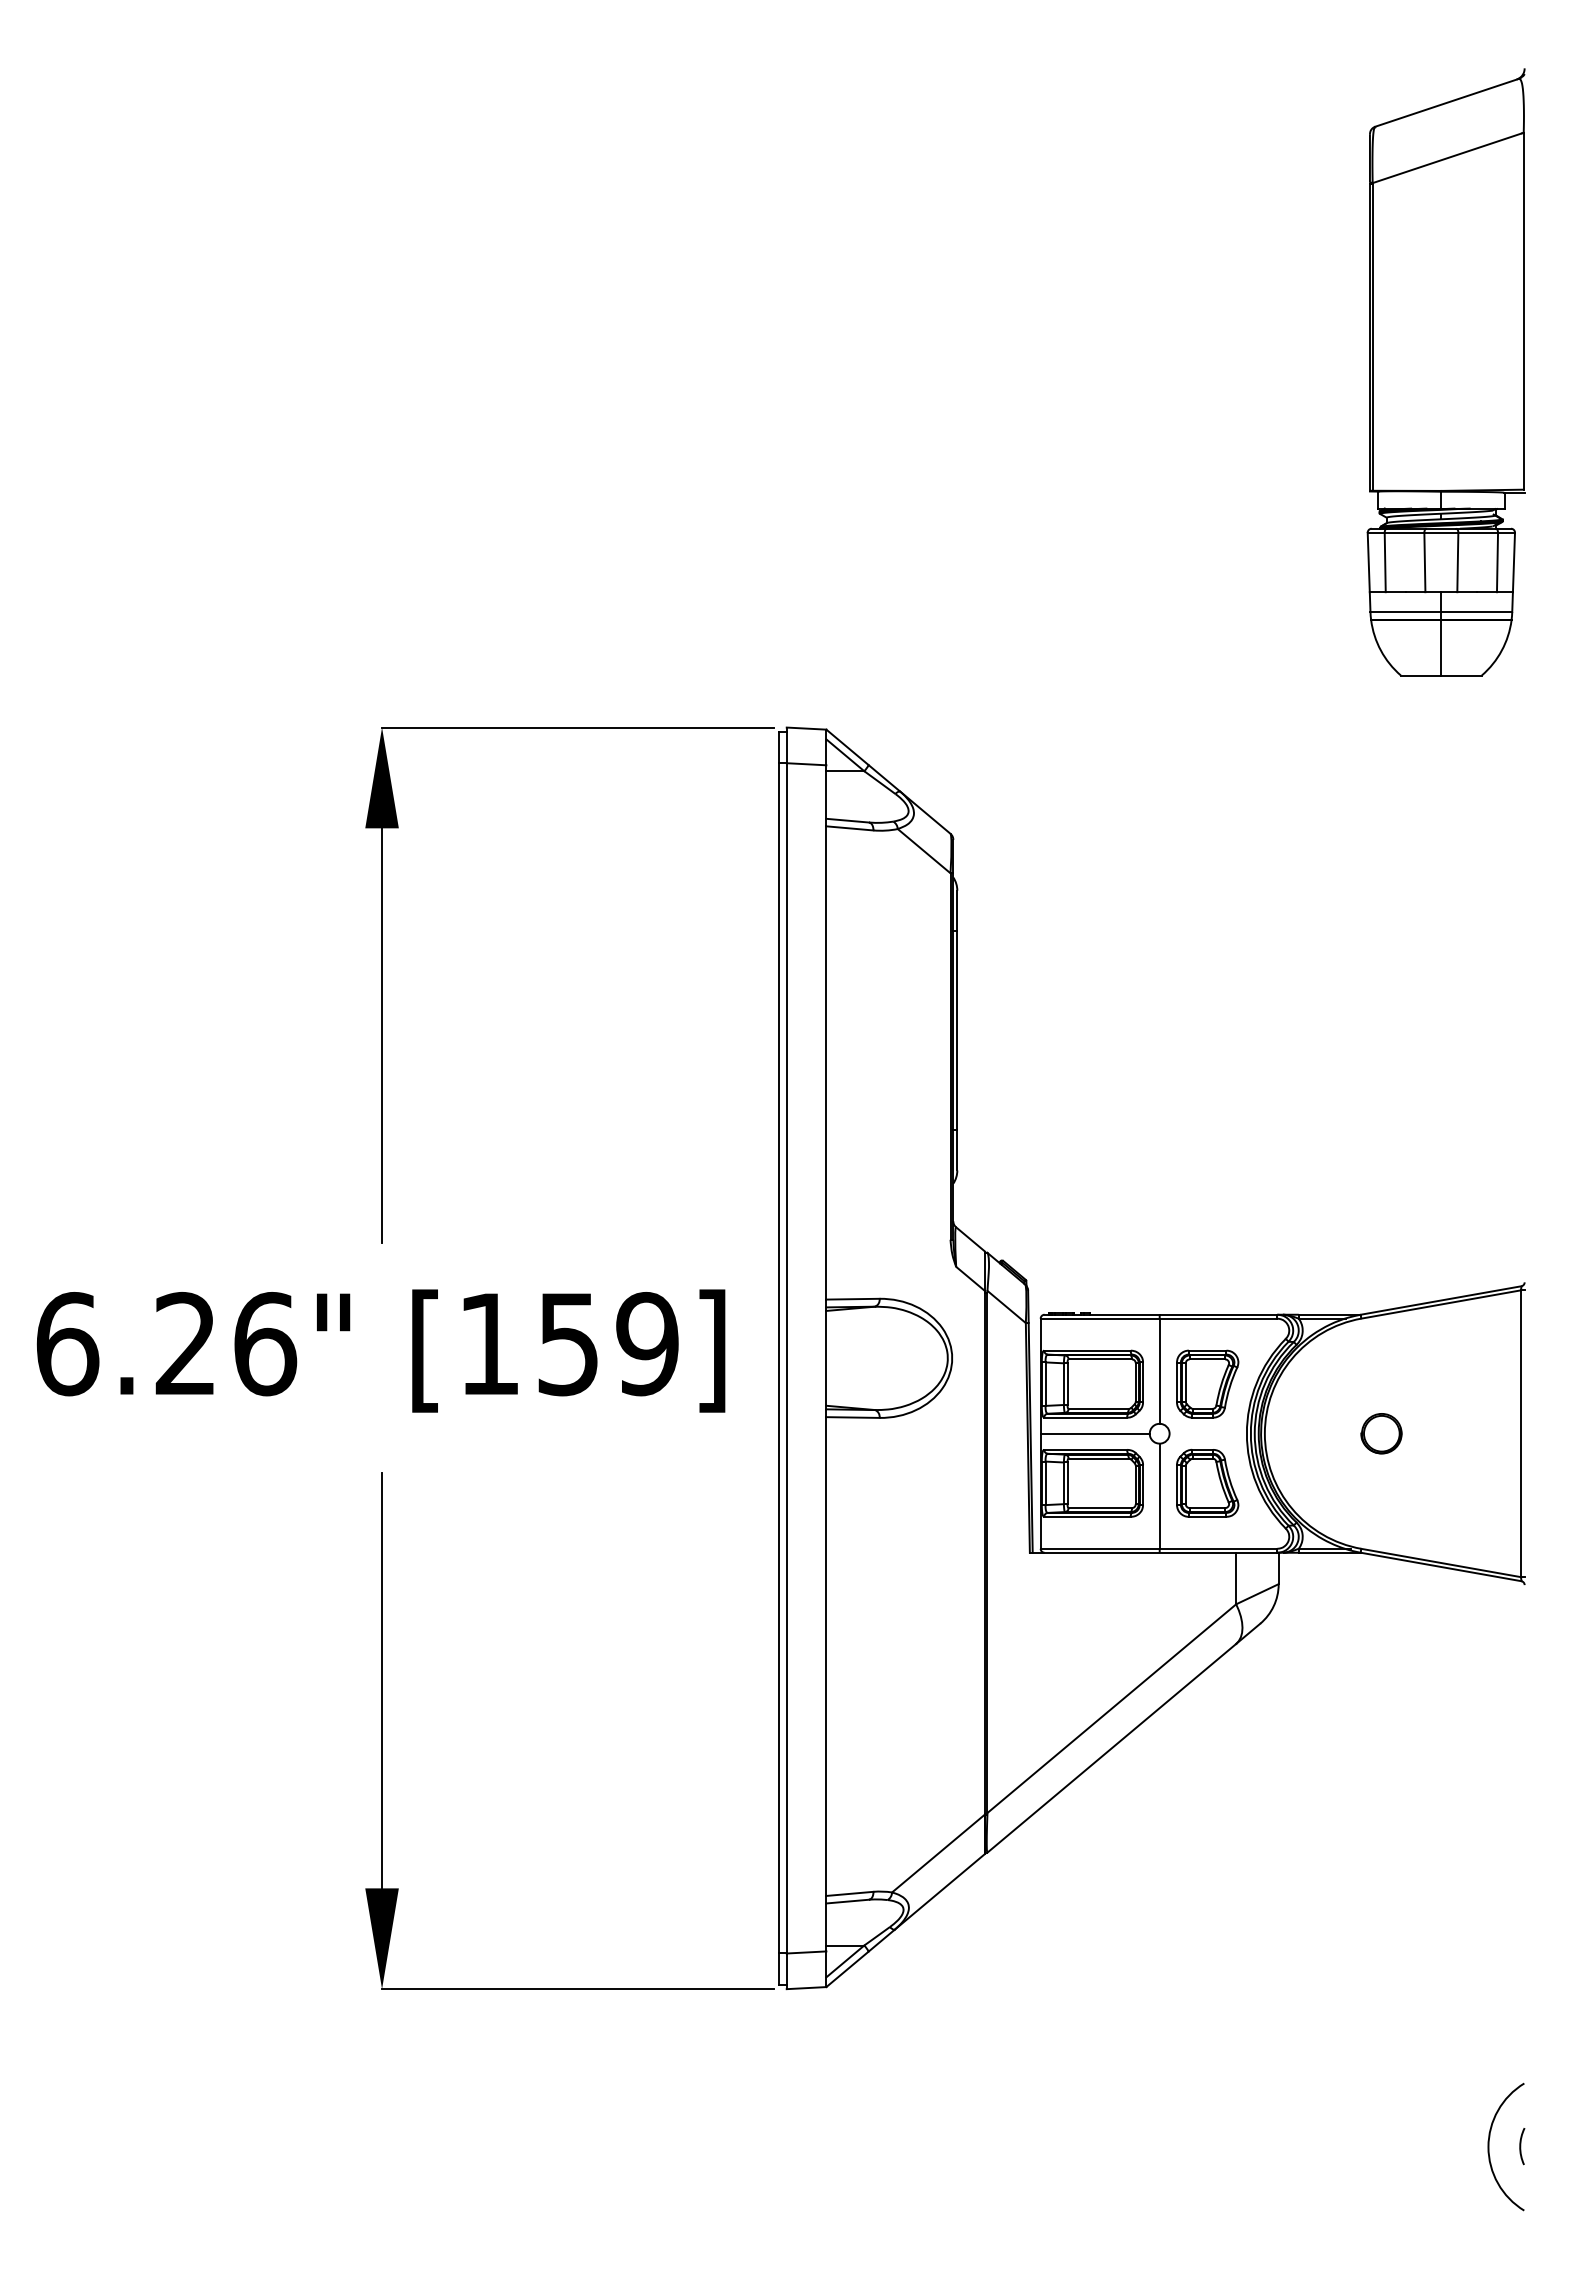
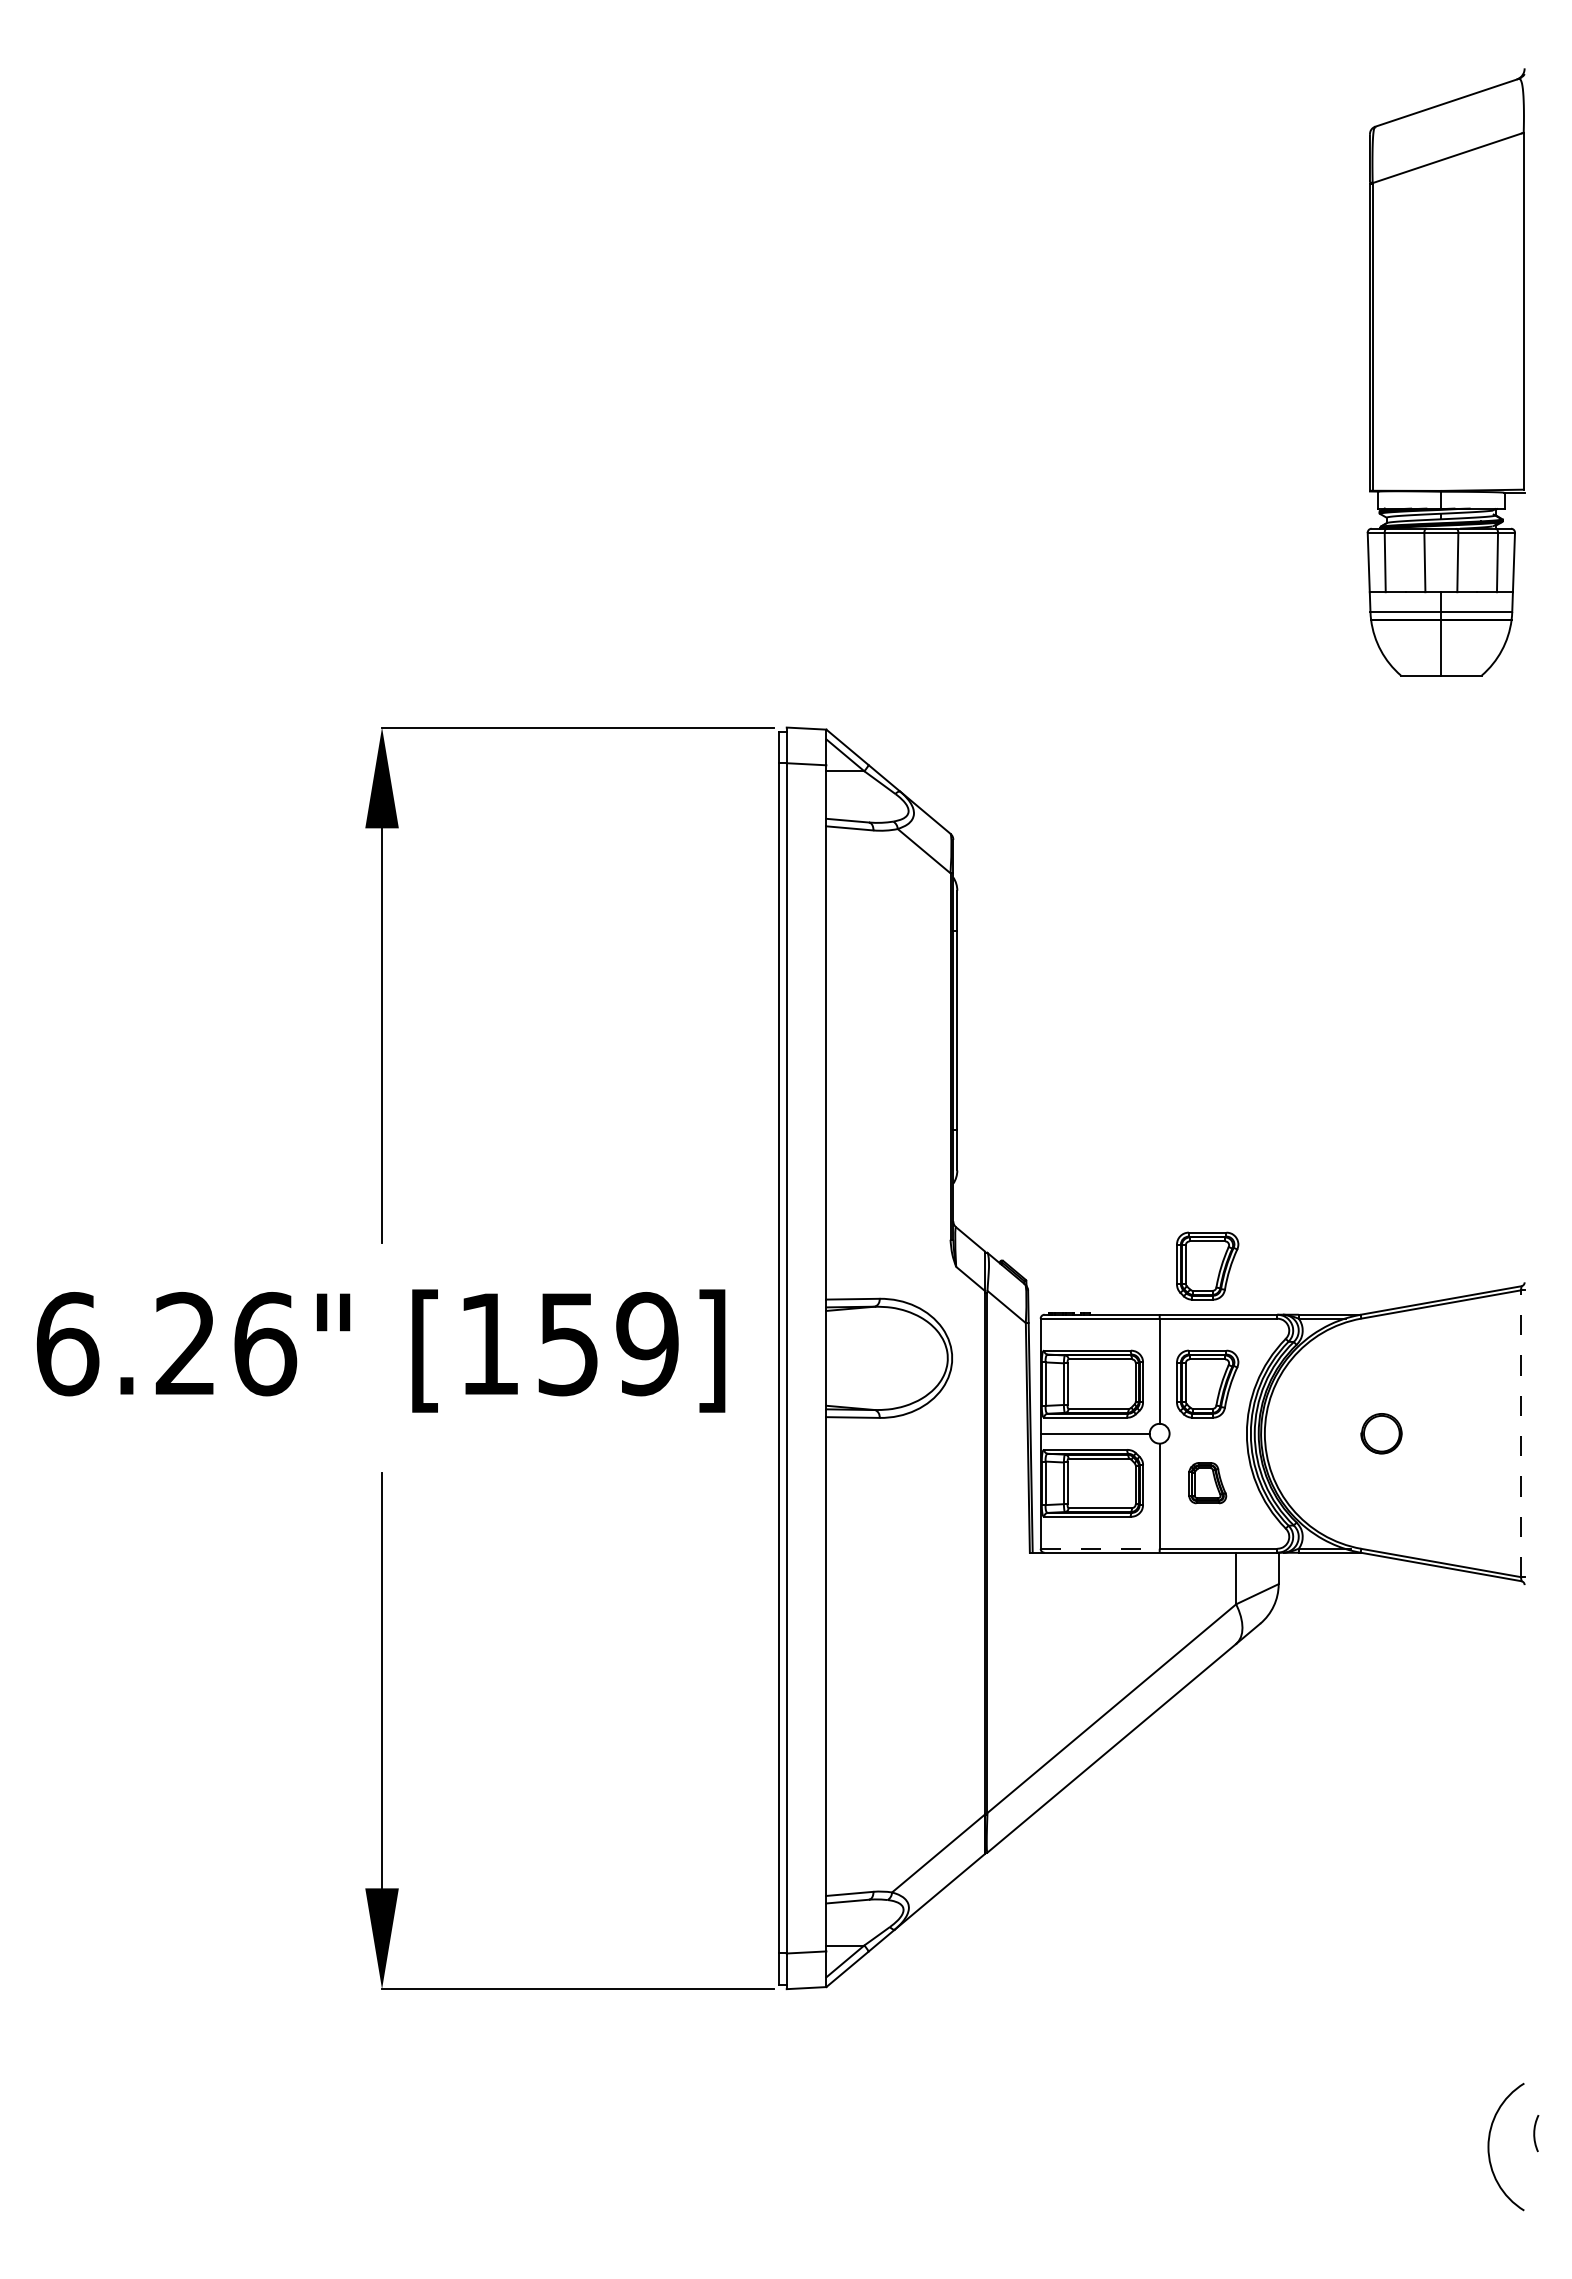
part: none -> present (1207, 1265)
line: solid -> dashed (1520, 1433)
part size: 64x70 px -> 40x43 px (1207, 1483)
line: solid -> dashed (1100, 1548)
arc position: (1521, 2146) -> (1535, 2133) (1535, 2133)
